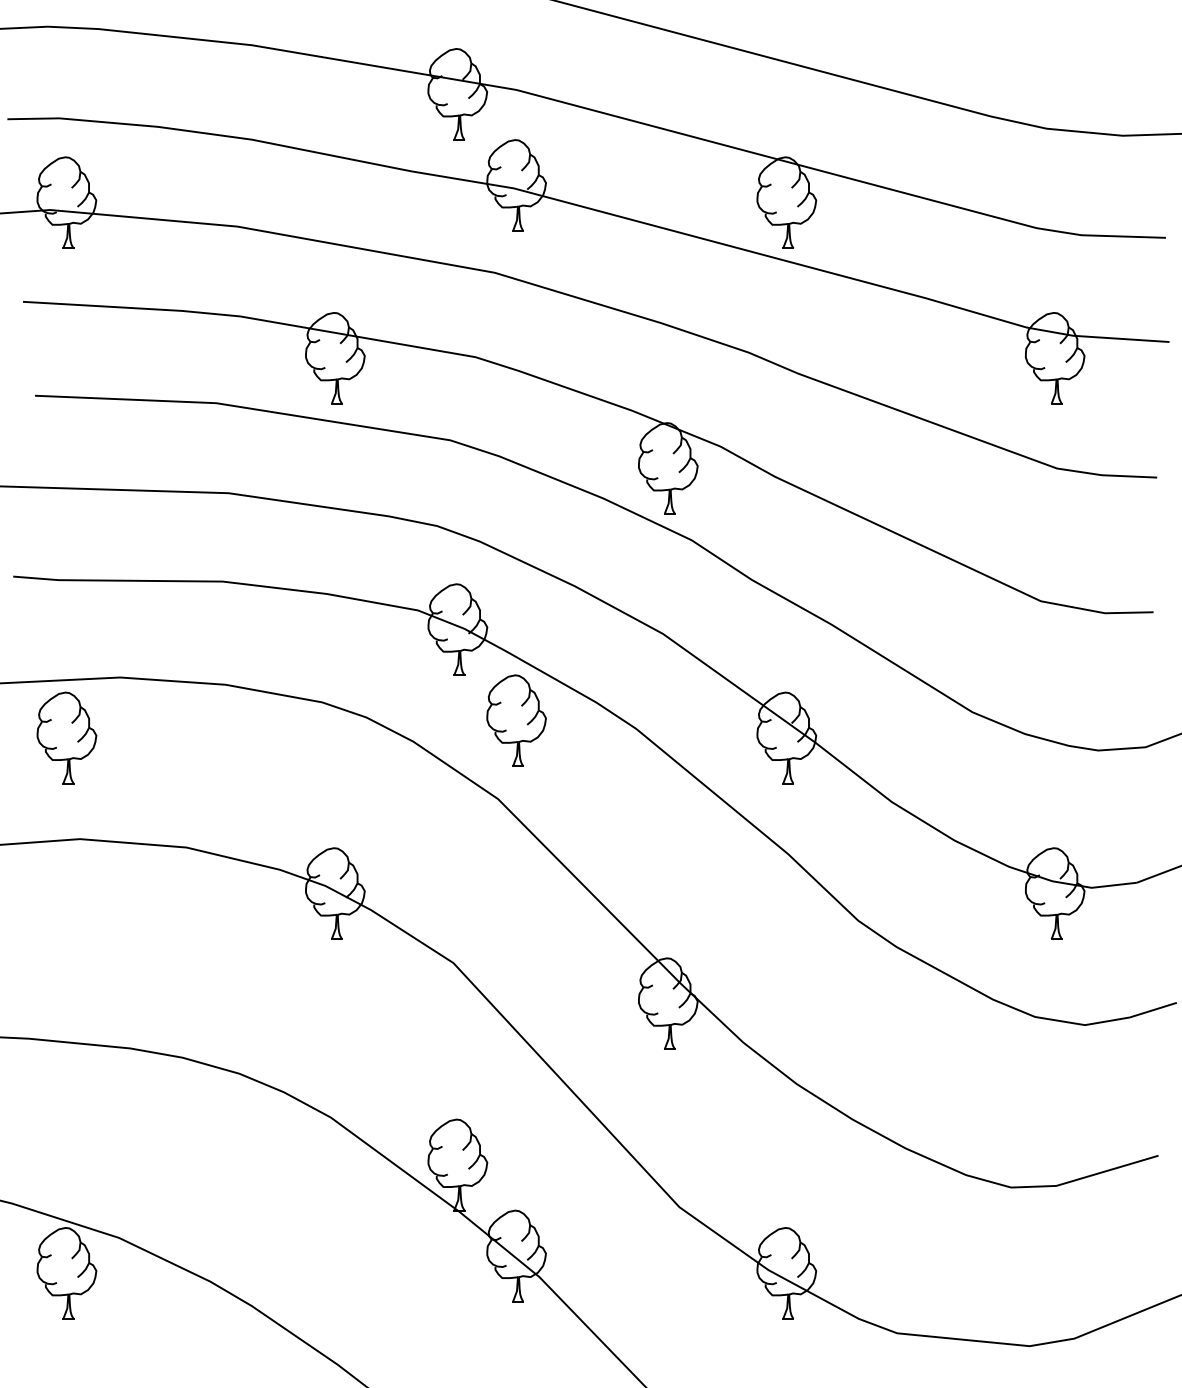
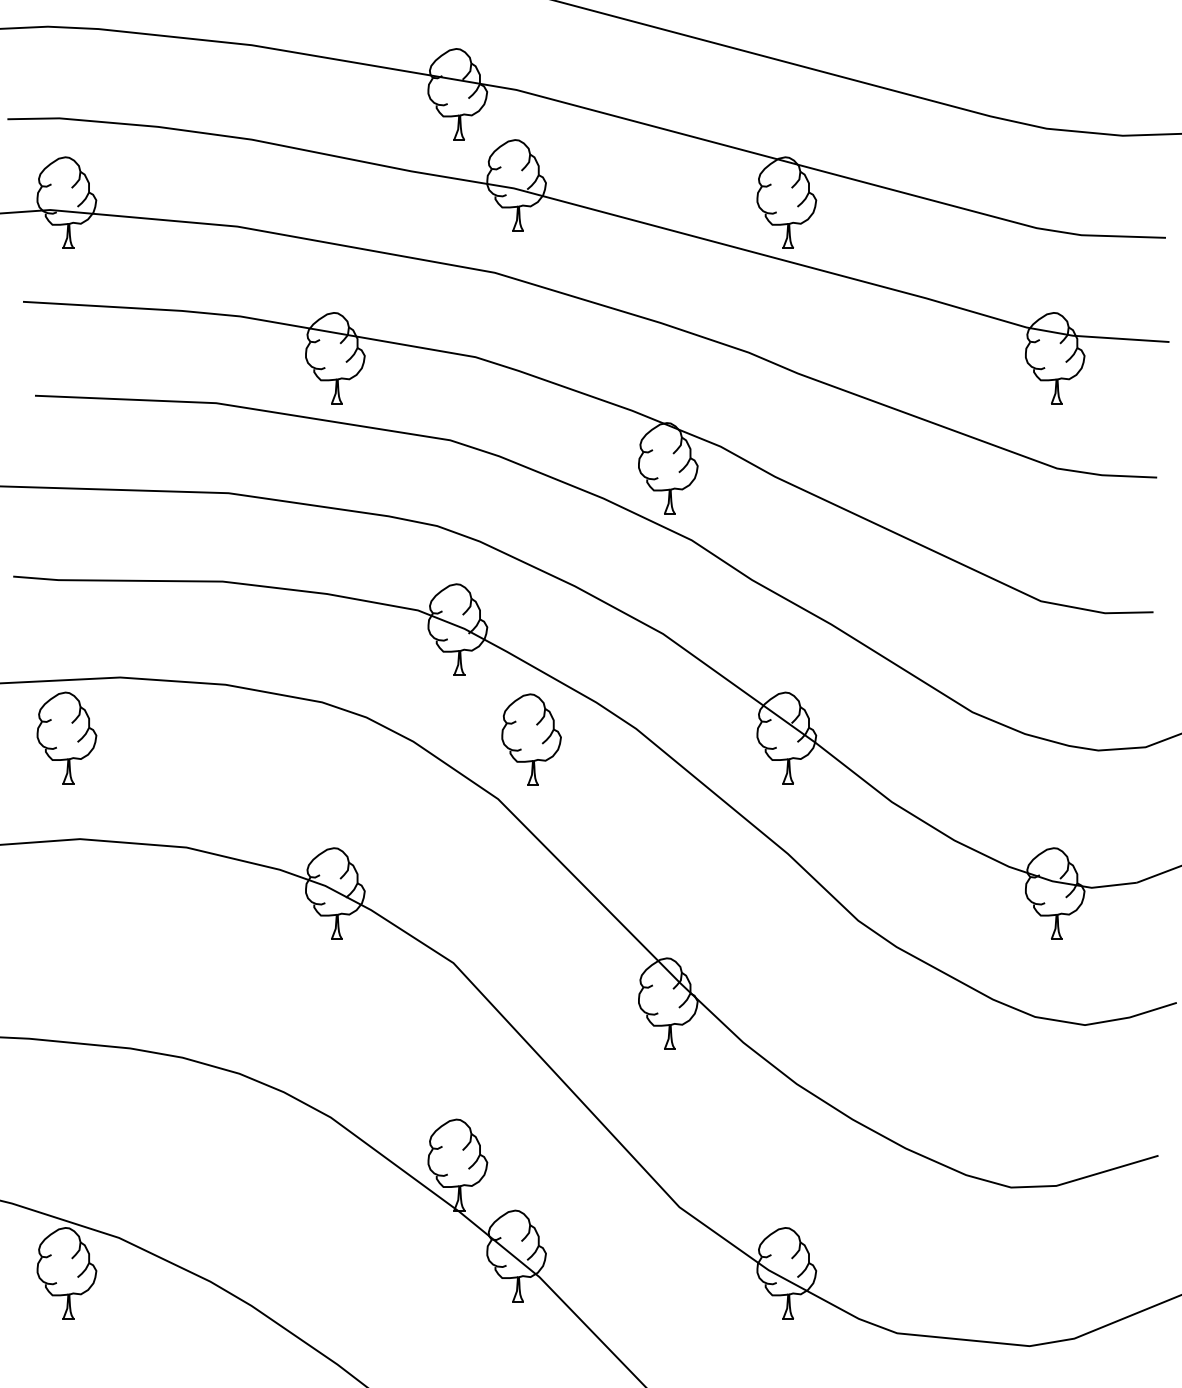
part position: (516, 720) -> (531, 739) (531, 739)
